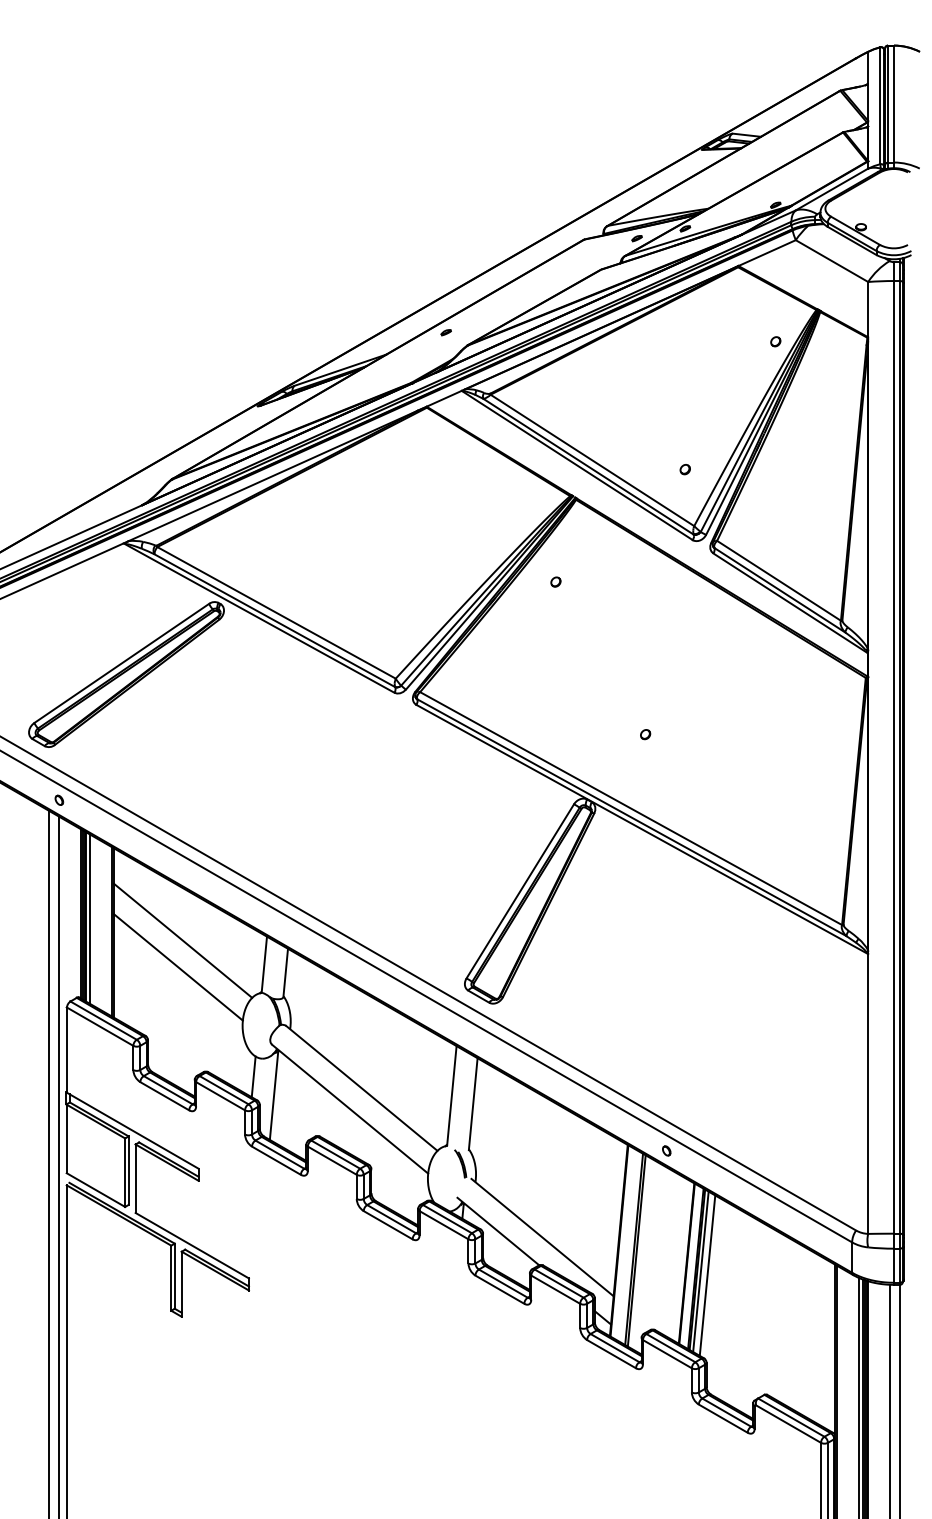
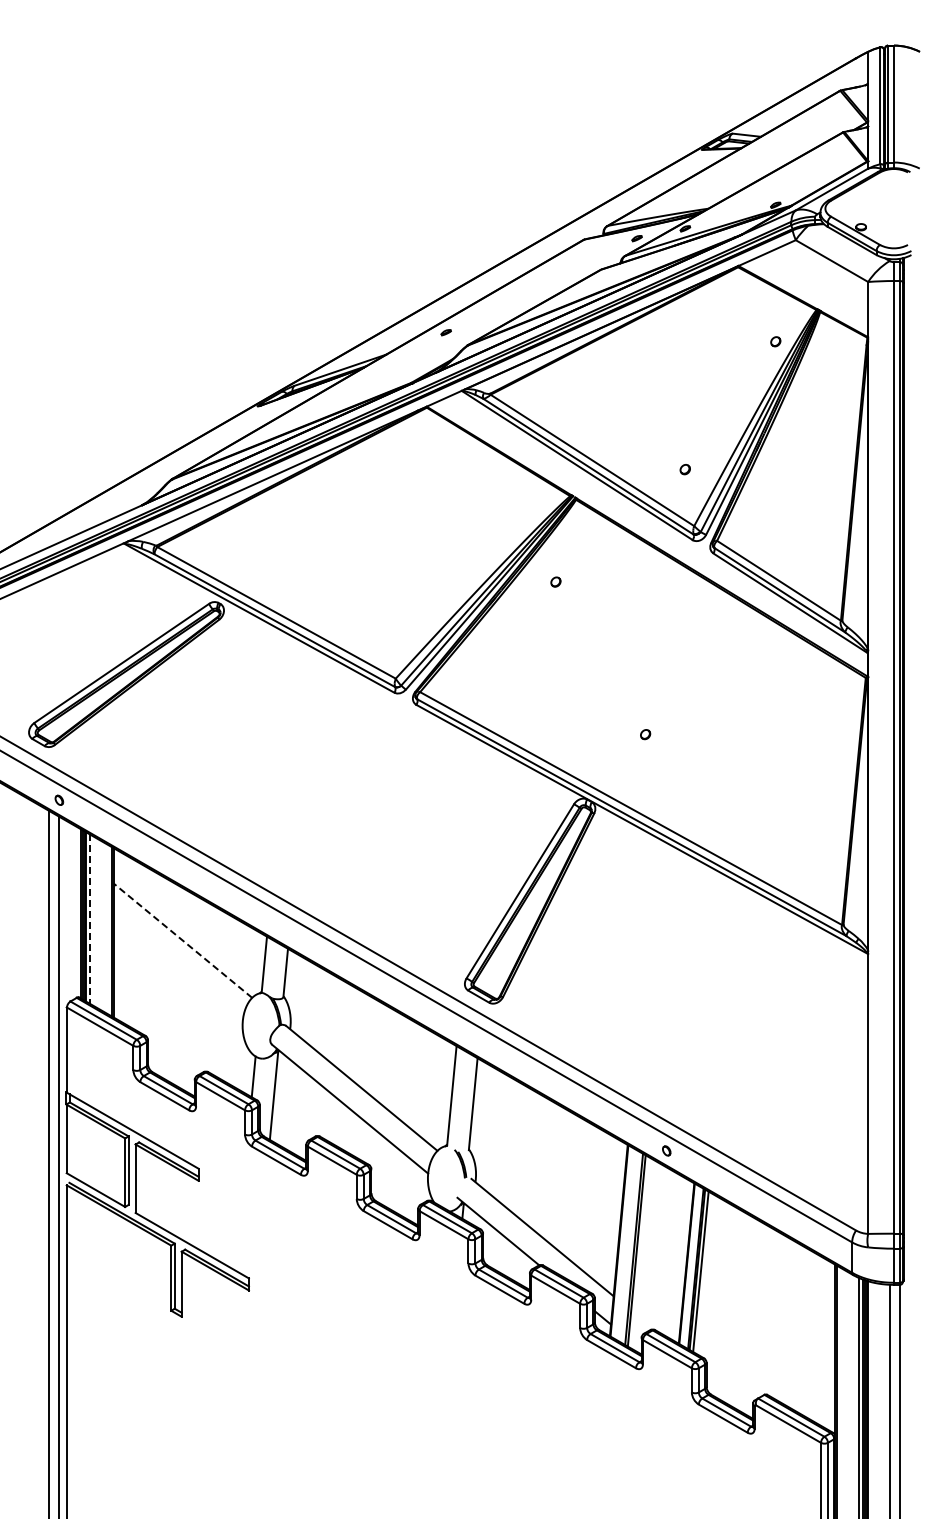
line: solid -> dashed (90, 919)
line: solid -> dashed (183, 940)
line: present -> none (178, 967)
line: present -> none (707, 1275)
